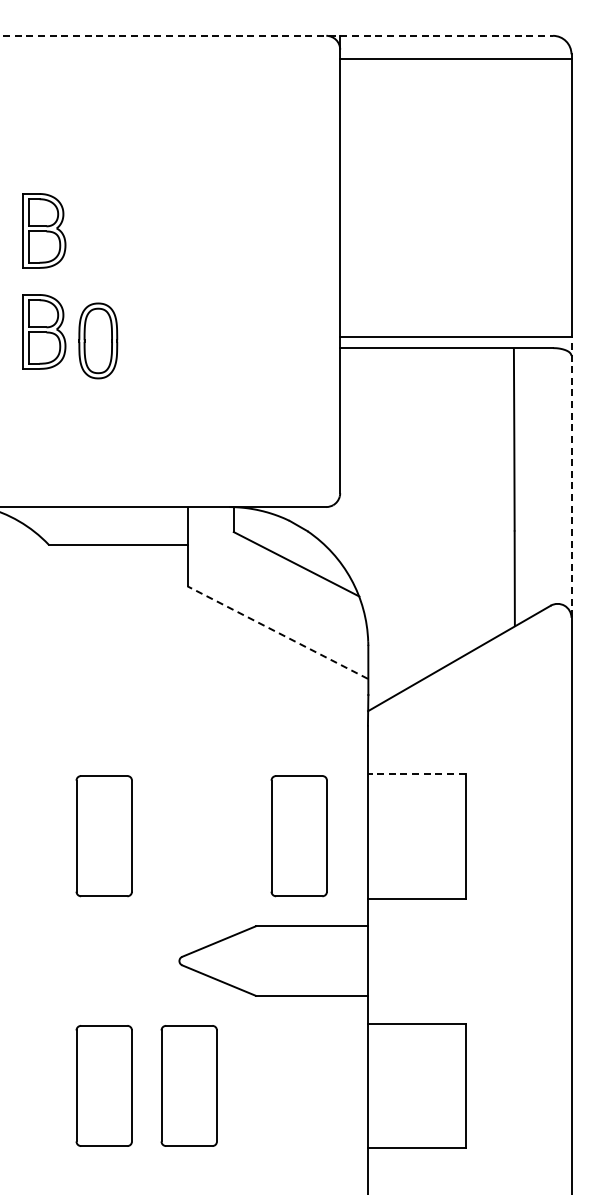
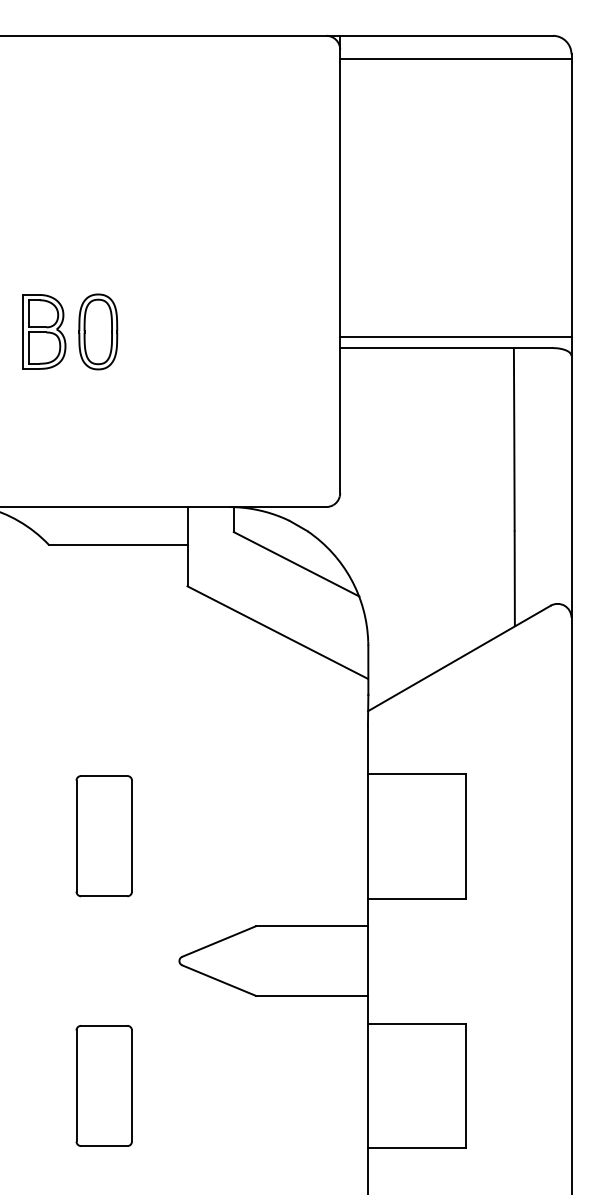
line: dashed -> solid (277, 35)
part: present -> none (44, 230)
part position: (98, 340) -> (98, 331) (98, 331)
line: dashed -> solid (571, 476)
line: dashed -> solid (277, 632)
line: dashed -> solid (416, 773)
part: present -> none (298, 836)
part: present -> none (188, 1085)
